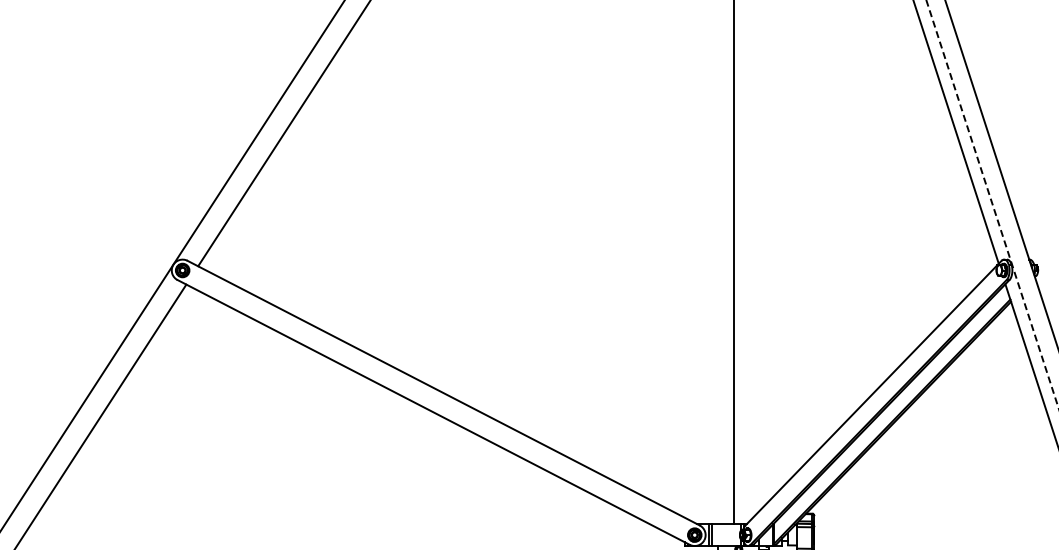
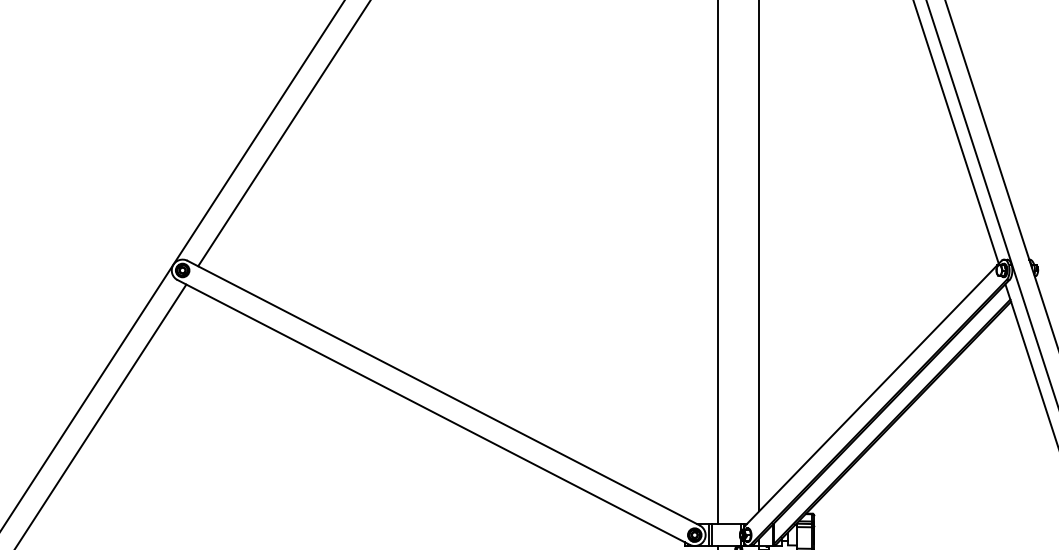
line: dashed -> solid (992, 204)
line: none -> present (759, 256)
line position: (734, 263) -> (718, 263) (718, 263)
